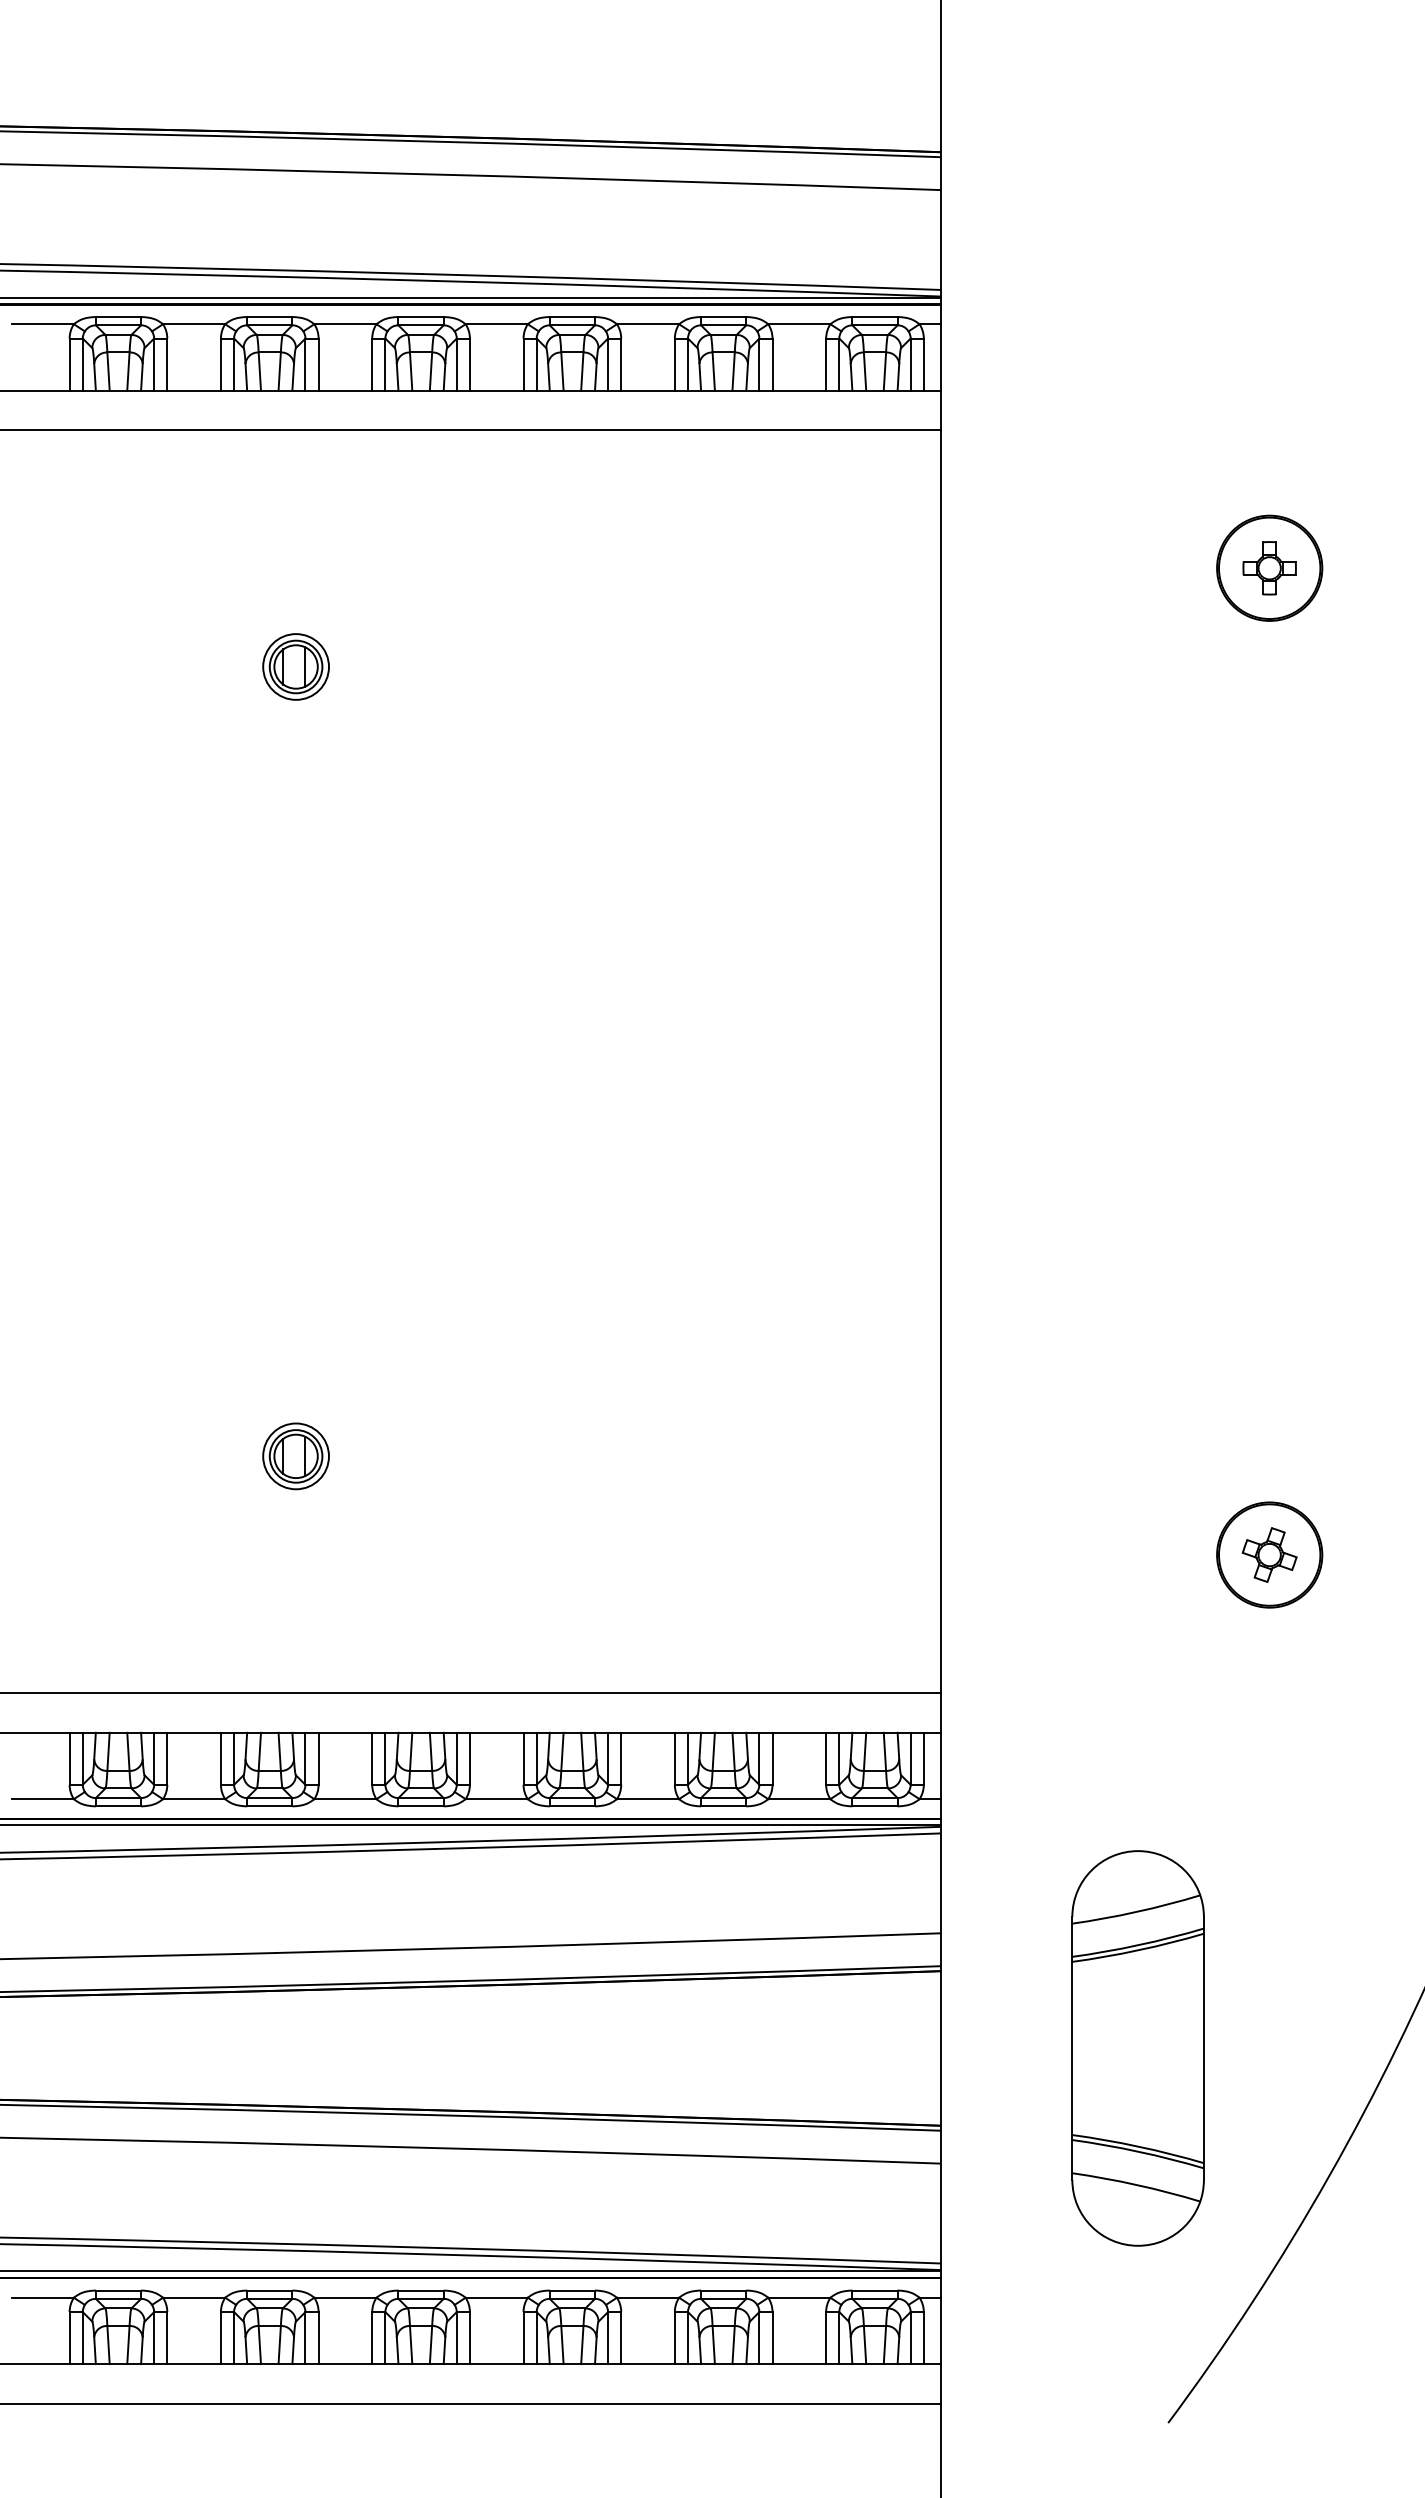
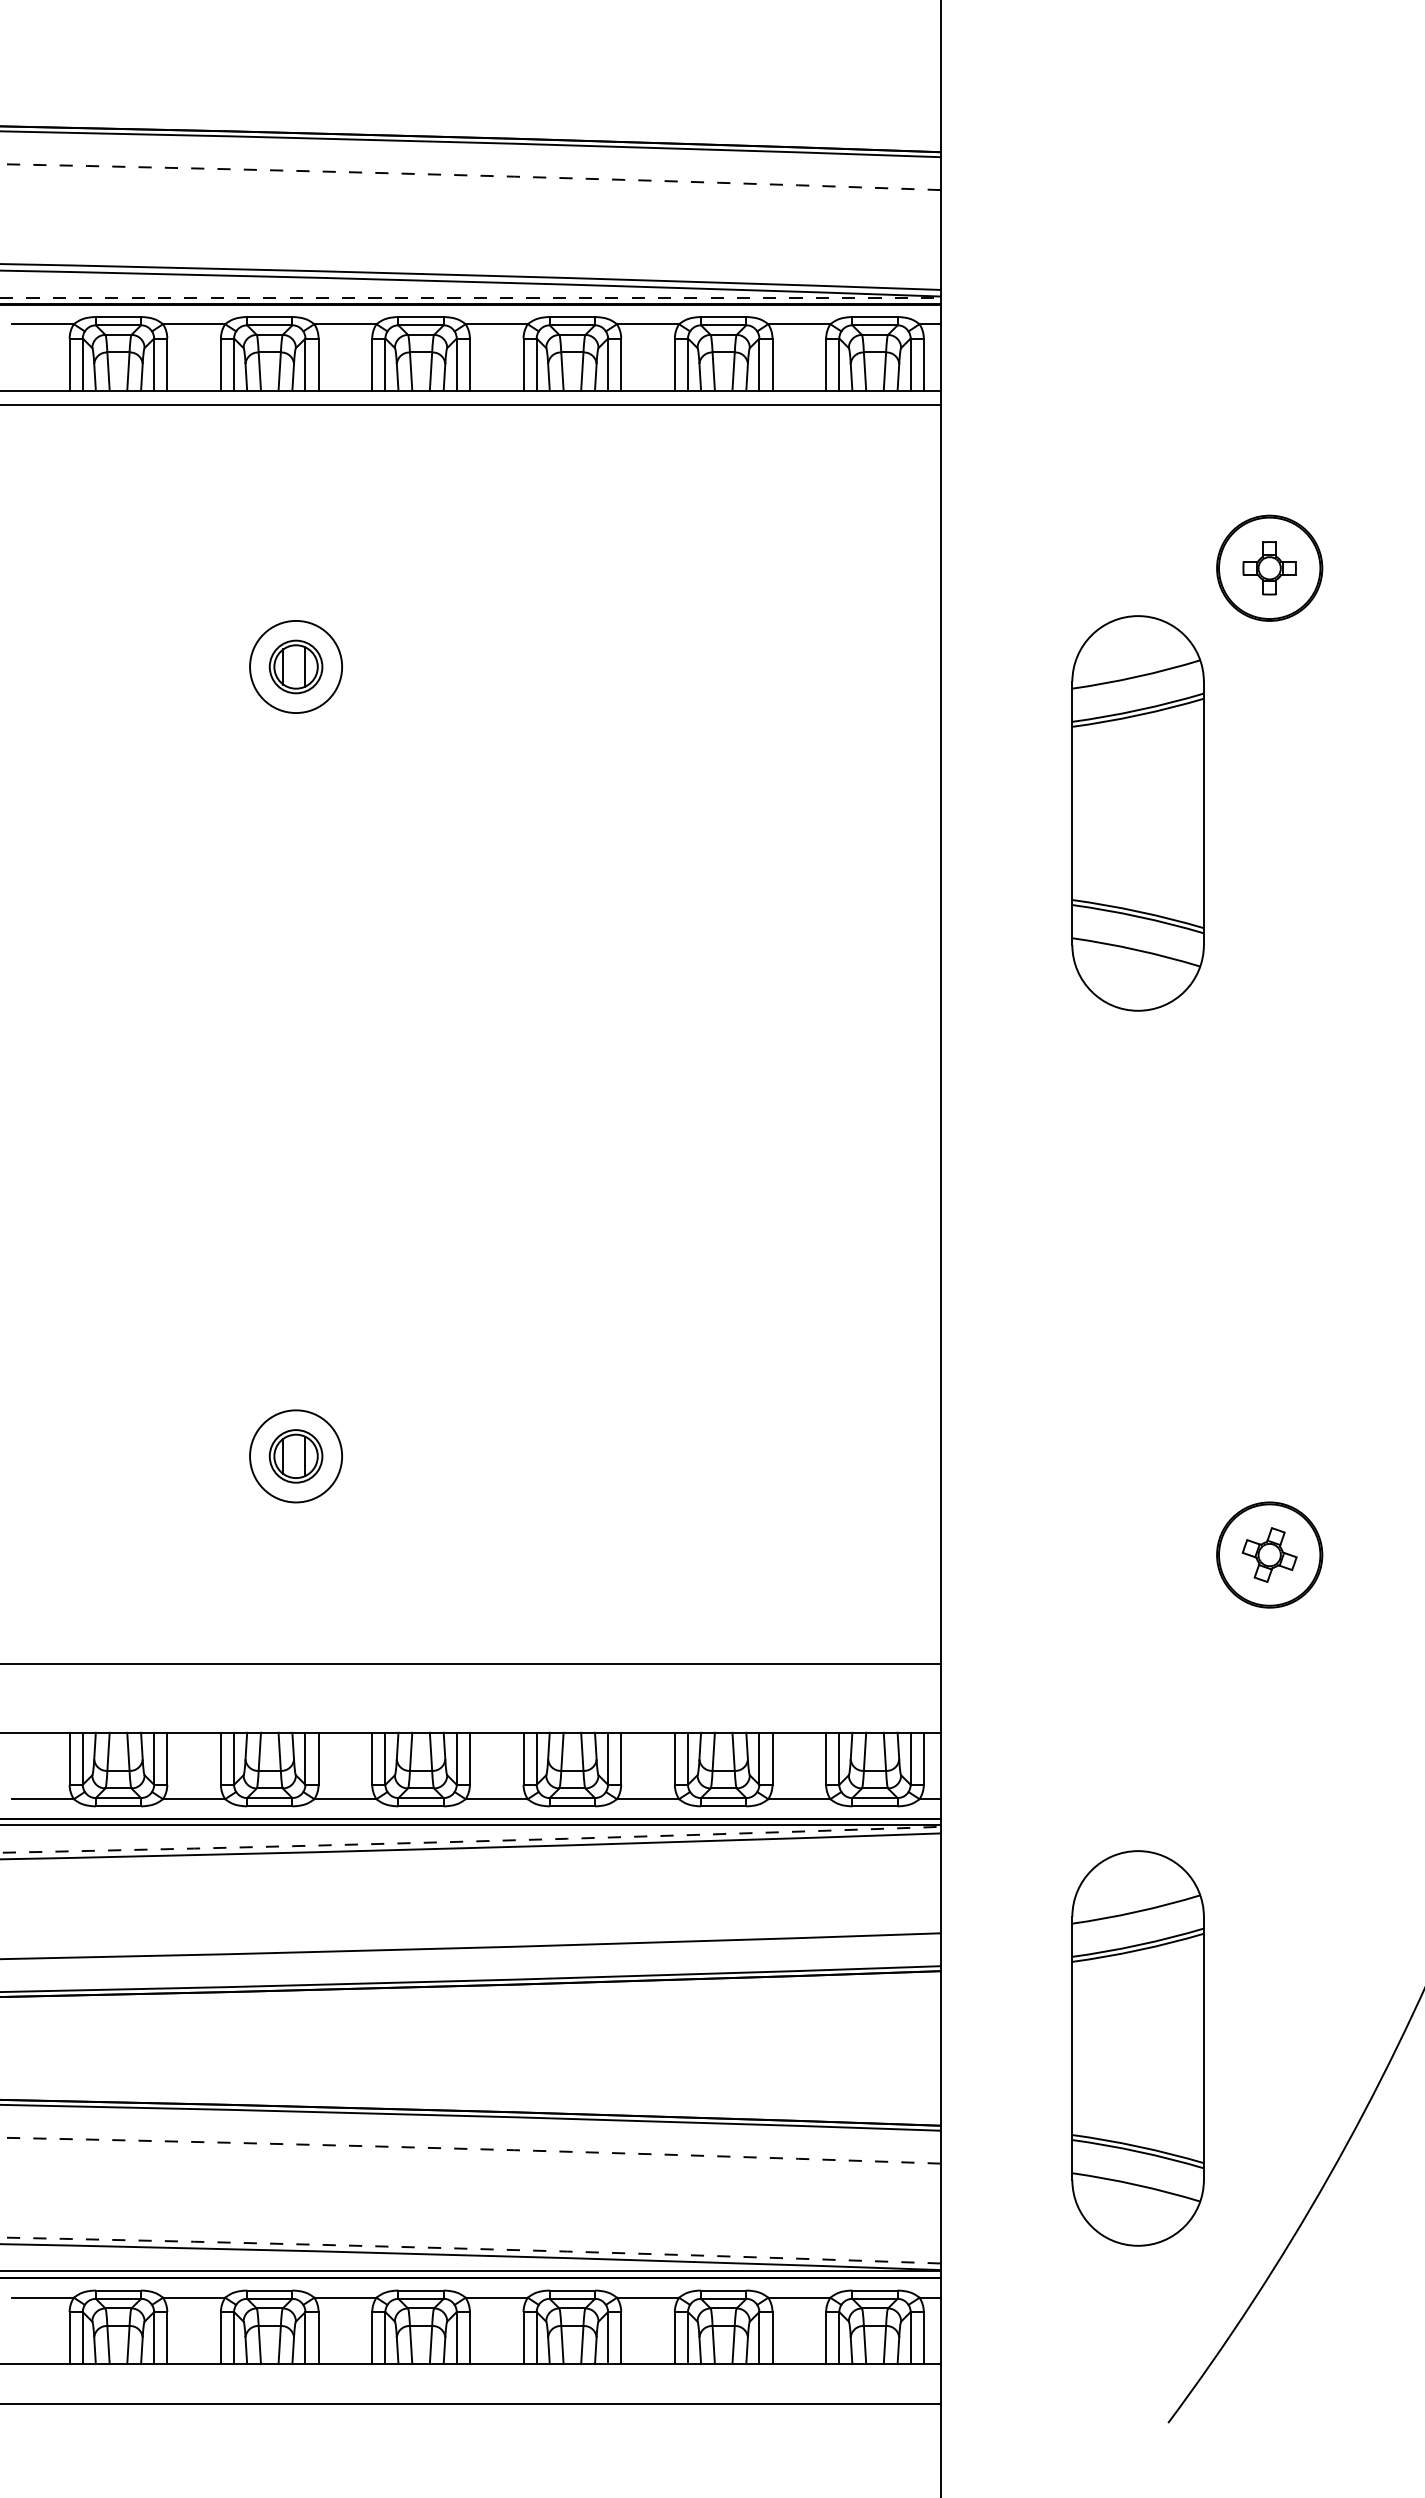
arc: solid -> dashed (469, 175)
line: solid -> dashed (470, 297)
line position: (471, 430) -> (471, 405) (471, 405)
circle diameter: 66 px -> 92 px (296, 666)
part: none -> present (1137, 813)
circle diameter: 66 px -> 92 px (296, 1456)
line position: (471, 1693) -> (471, 1664) (471, 1664)
arc: solid -> dashed (470, 1841)
arc: solid -> dashed (469, 2149)
arc: solid -> dashed (470, 2248)
